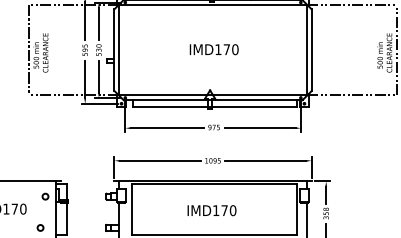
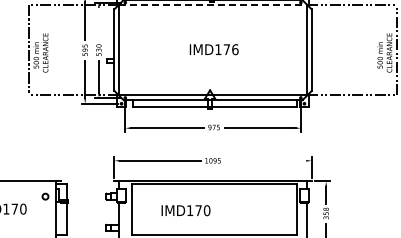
line: solid -> dashed (213, 4)
line: present -> none (98, 23)
text: IMD170 -> IMD176 (235, 49)
line: present -> none (265, 160)
text position: (211, 210) -> (185, 210) (185, 210)
circle: present -> none (40, 227)
